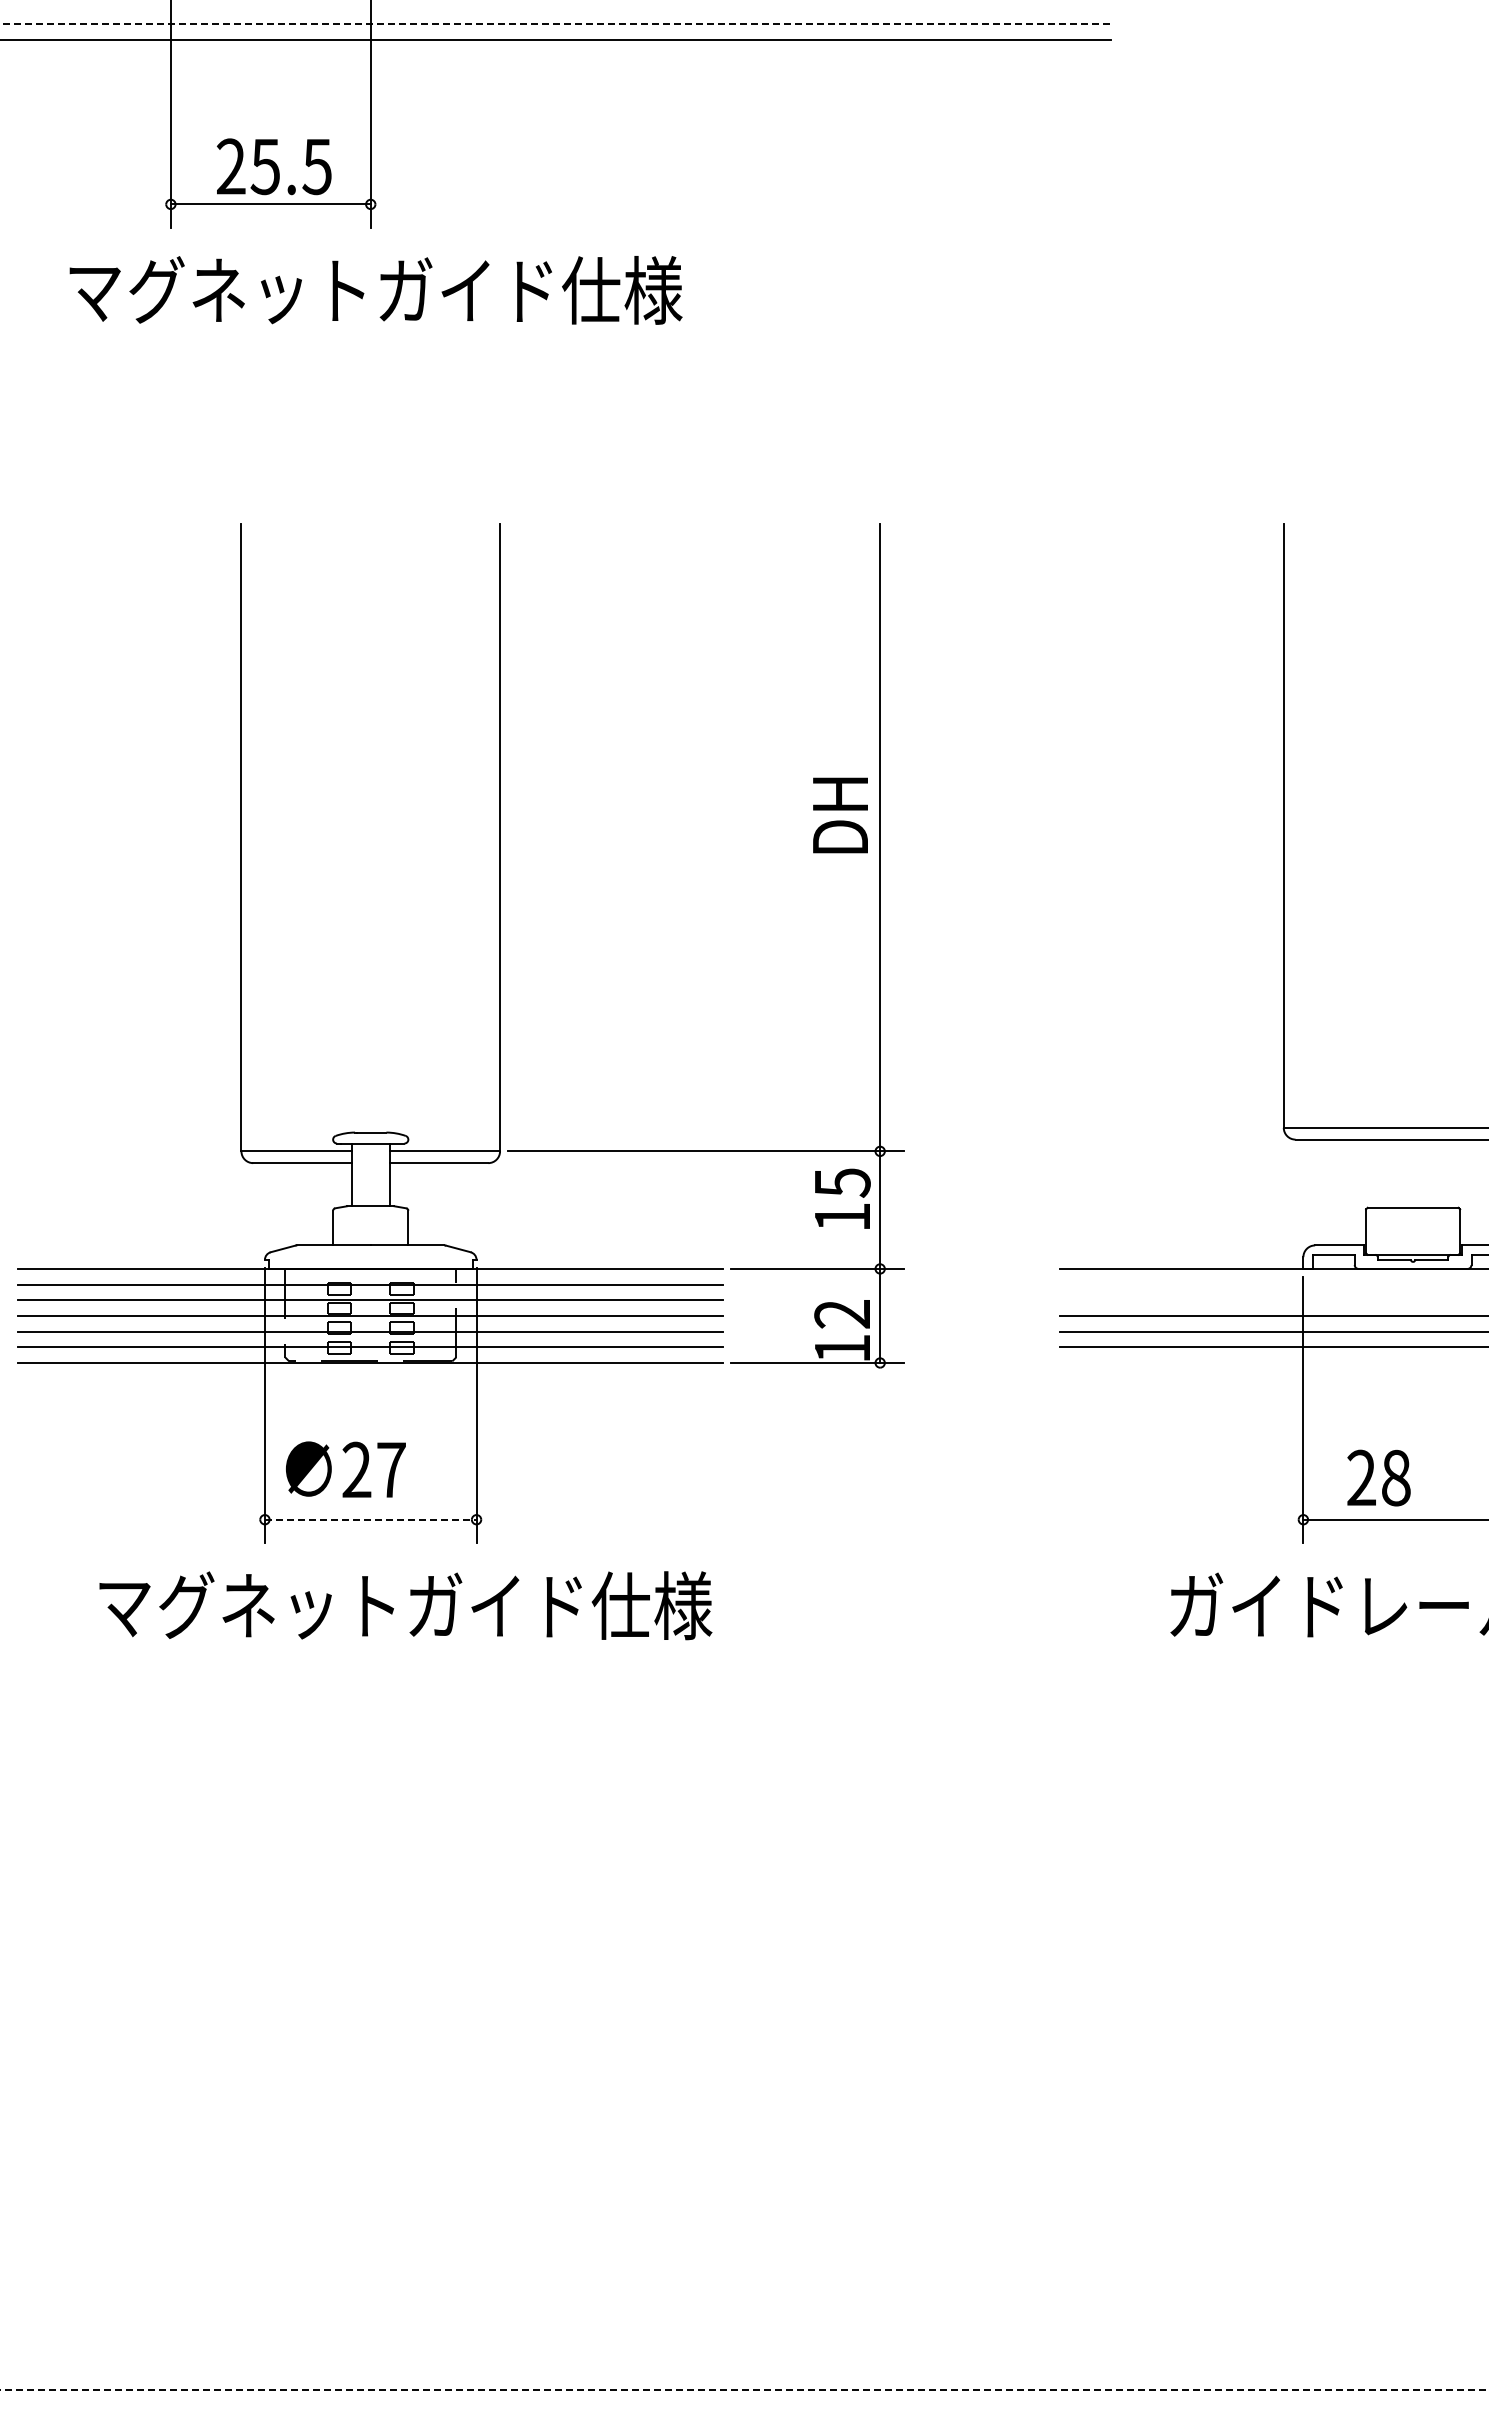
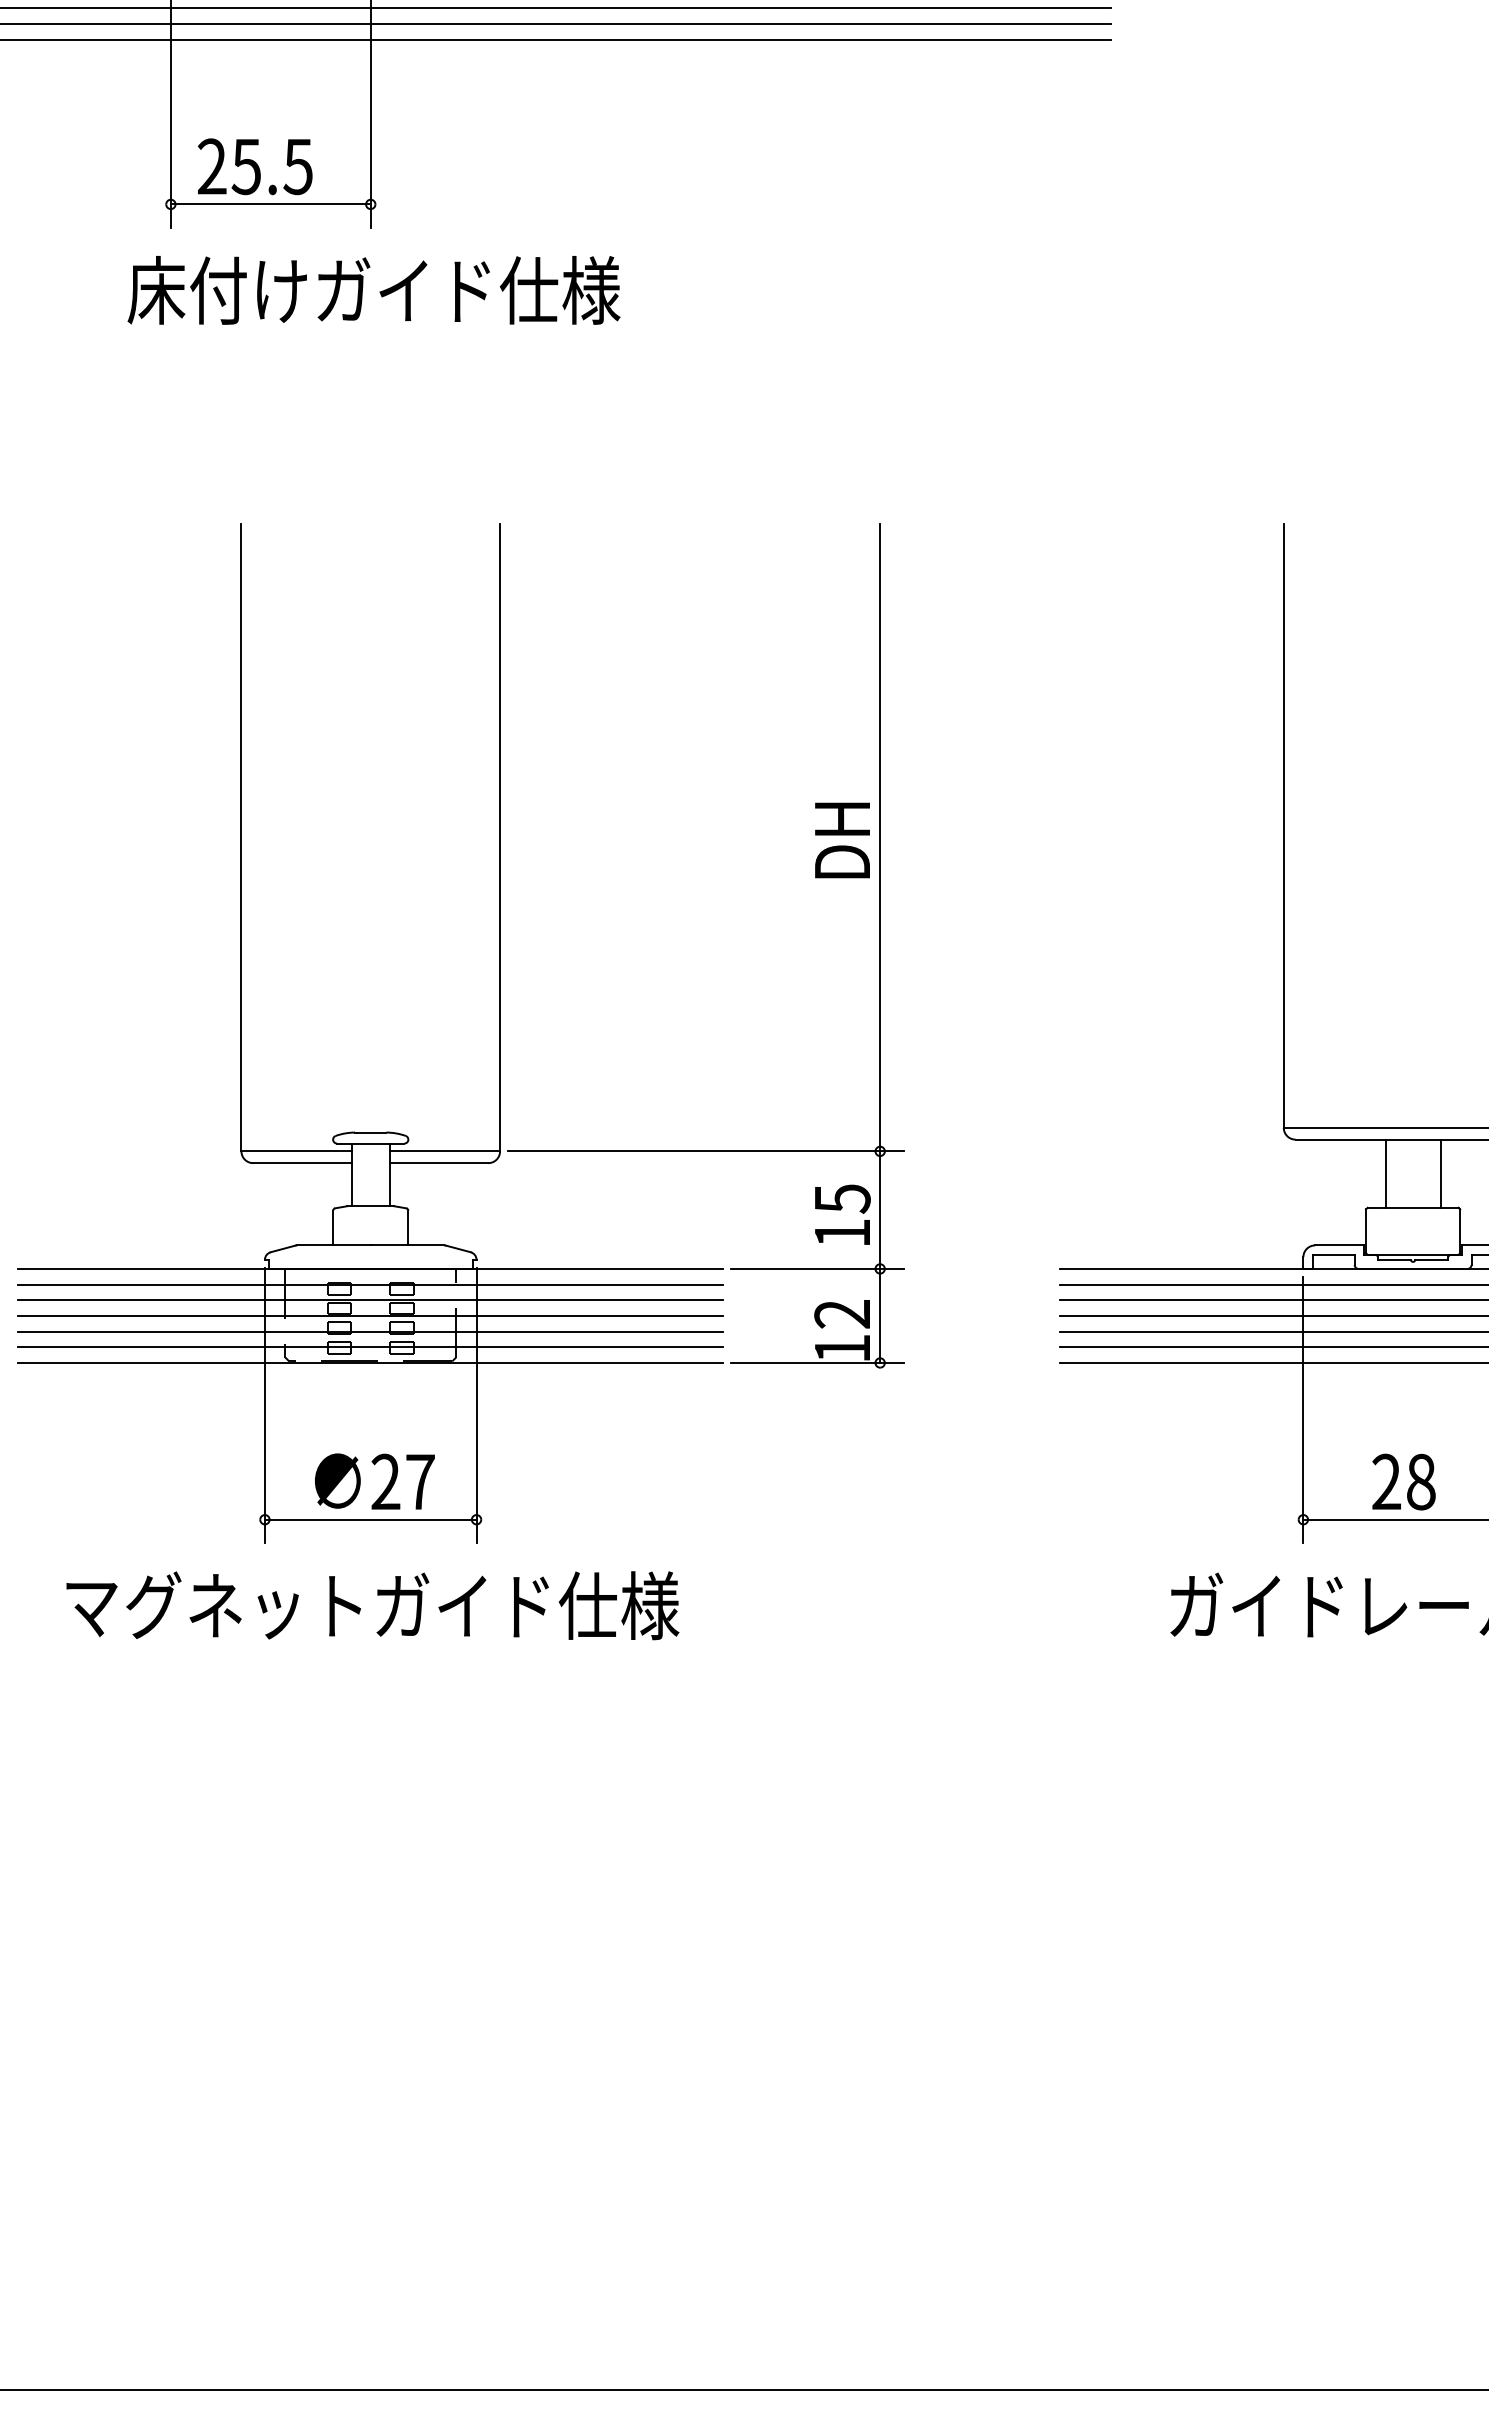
line: none -> present (556, 8)
line: dashed -> solid (556, 24)
text position: (274, 166) -> (255, 166) (255, 166)
text: マグネットガイド仕様 -> 床付けガイド仕様 (375, 290)
text position: (840, 815) -> (842, 840) (842, 840)
line: none -> present (1385, 1173)
line: none -> present (1440, 1173)
text position: (842, 1198) -> (842, 1214) (842, 1214)
line: none -> present (1272, 1284)
line: none -> present (1272, 1300)
line: none -> present (1272, 1362)
text position: (345, 1469) -> (374, 1481) (374, 1481)
text position: (1378, 1477) -> (1403, 1481) (1403, 1481)
line: dashed -> solid (370, 1519)
text position: (405, 1605) -> (372, 1605) (372, 1605)
line: dashed -> solid (745, 2389)
